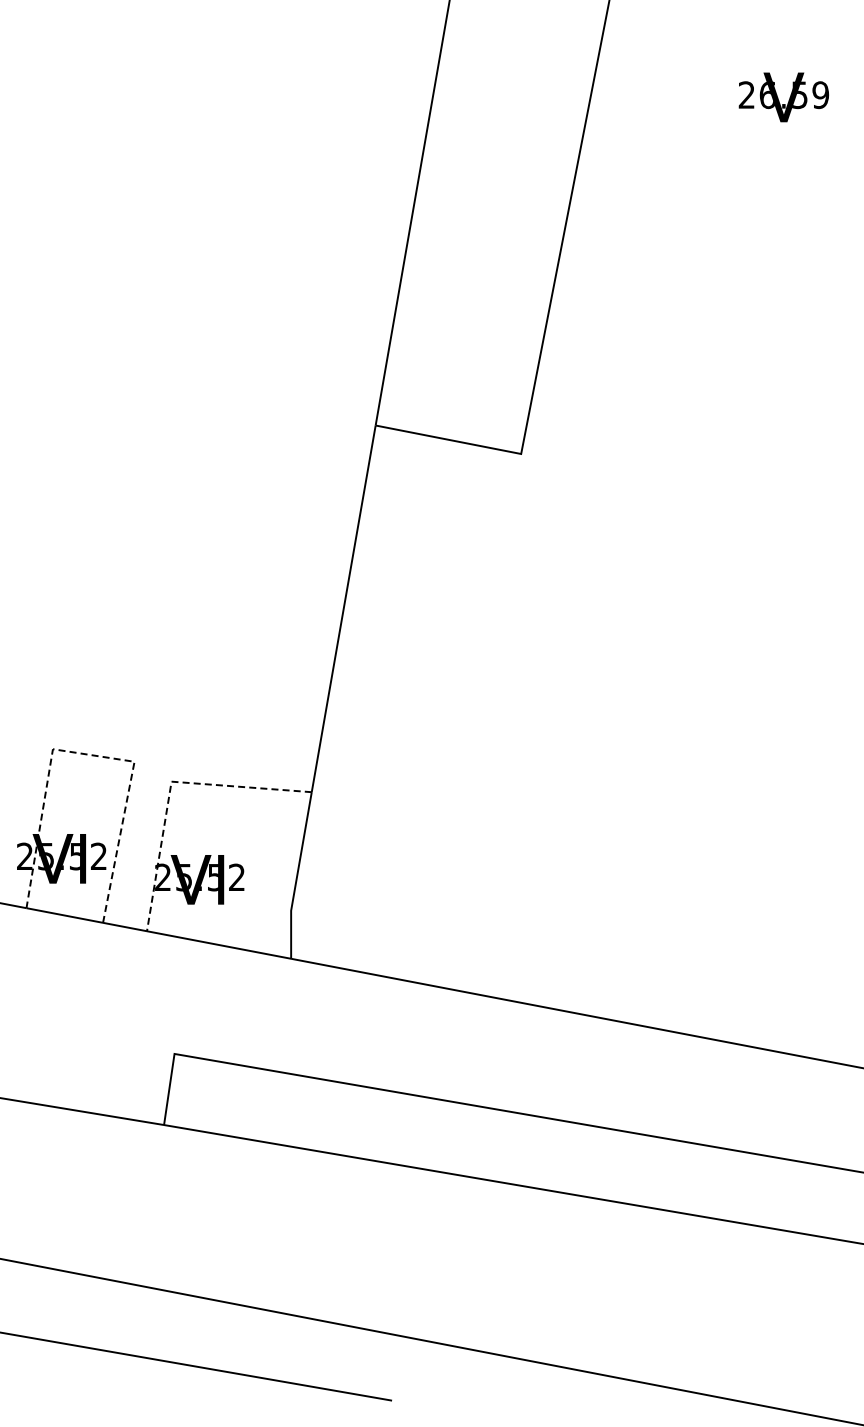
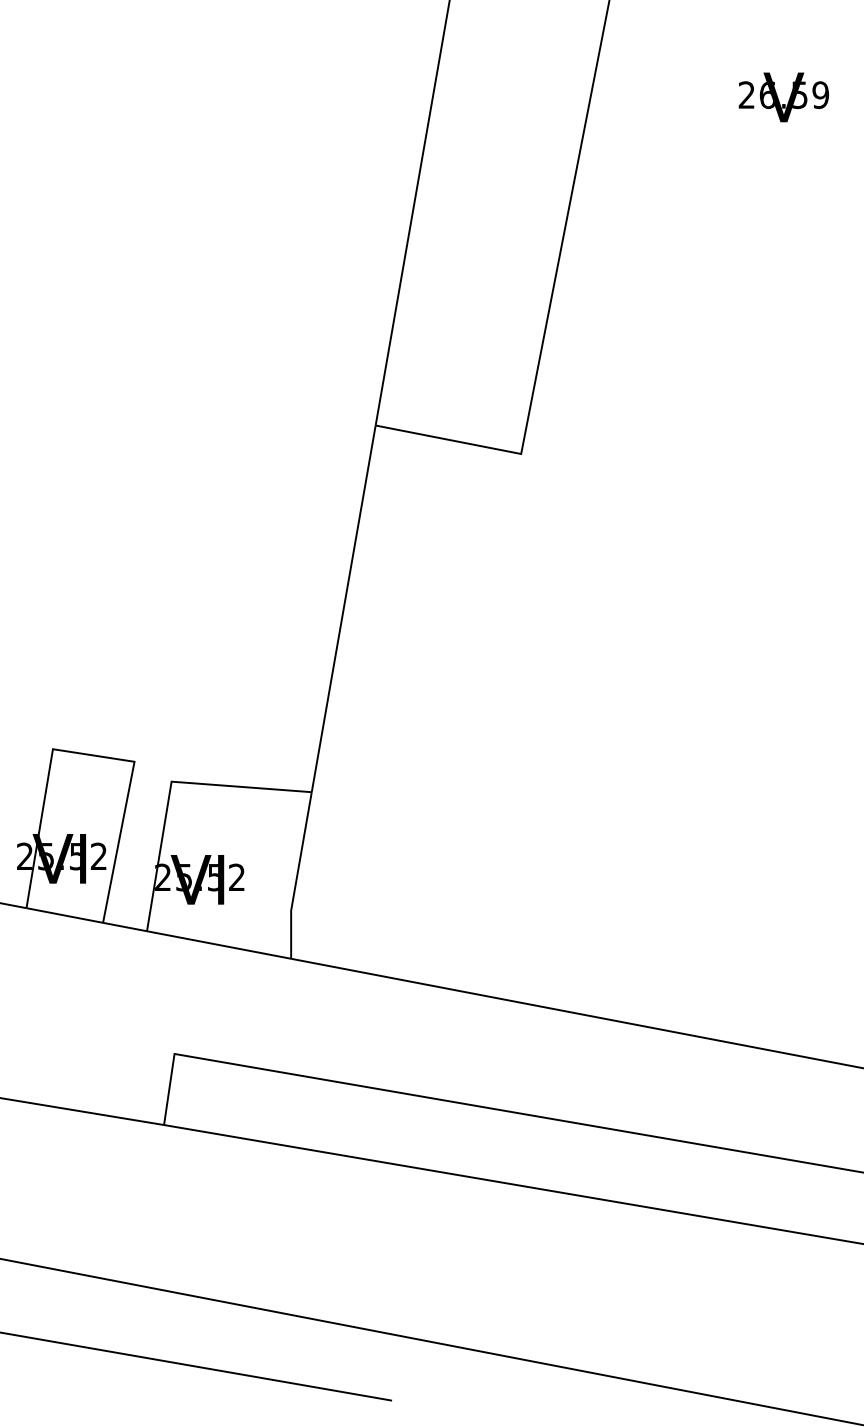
line: dashed -> solid (95, 755)
line: dashed -> solid (170, 786)
